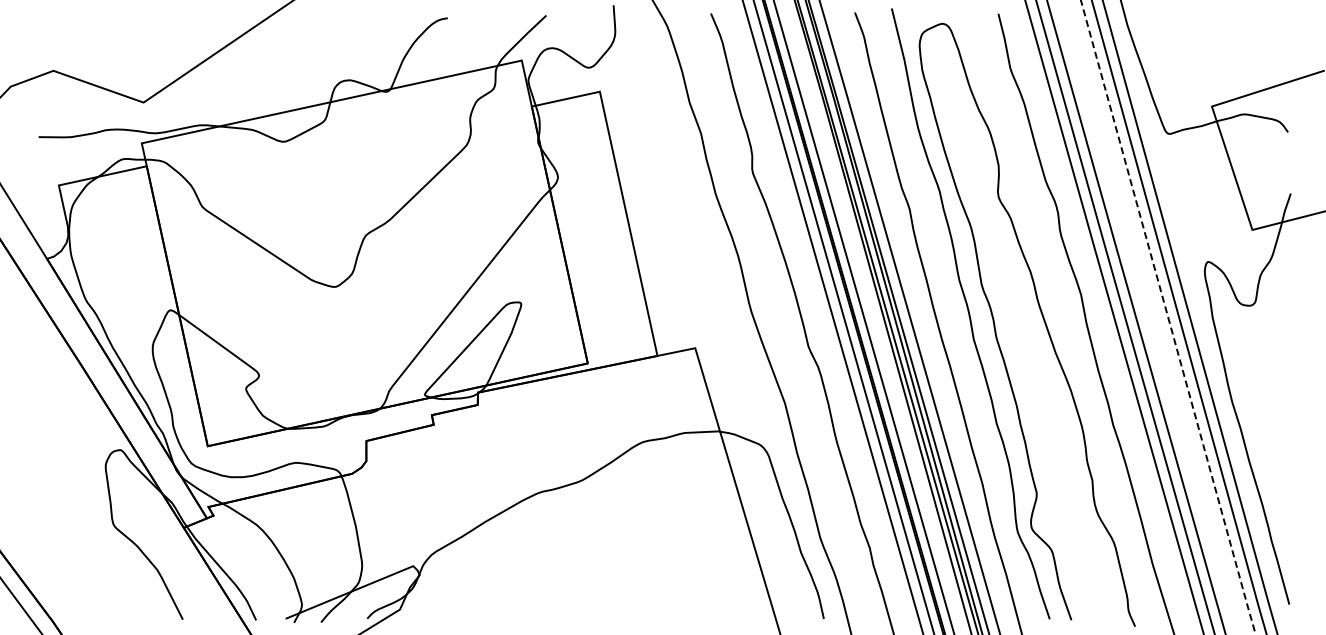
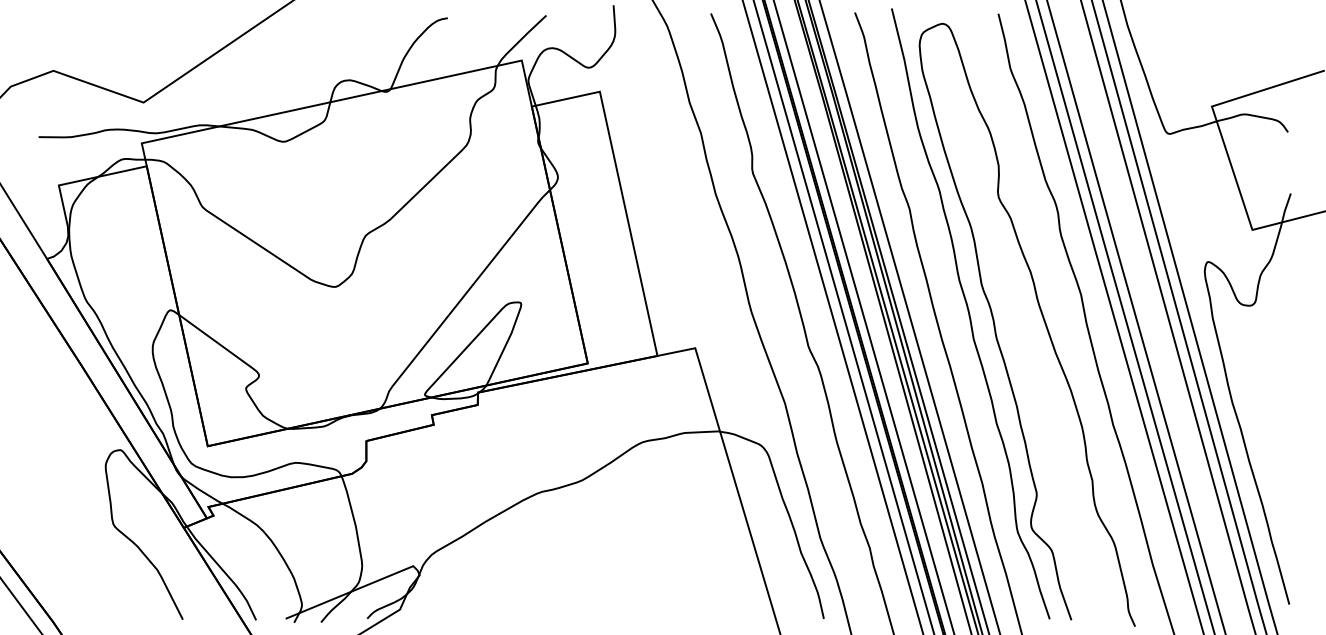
line: dashed -> solid (1168, 317)
